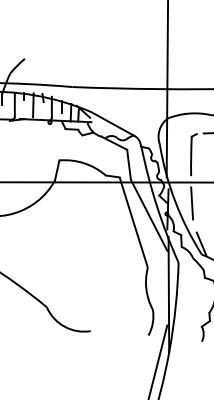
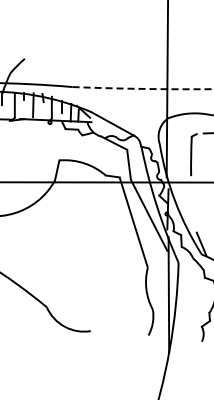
arc: solid -> dashed (143, 88)
line: present -> none (192, 203)
line: present -> none (158, 360)
